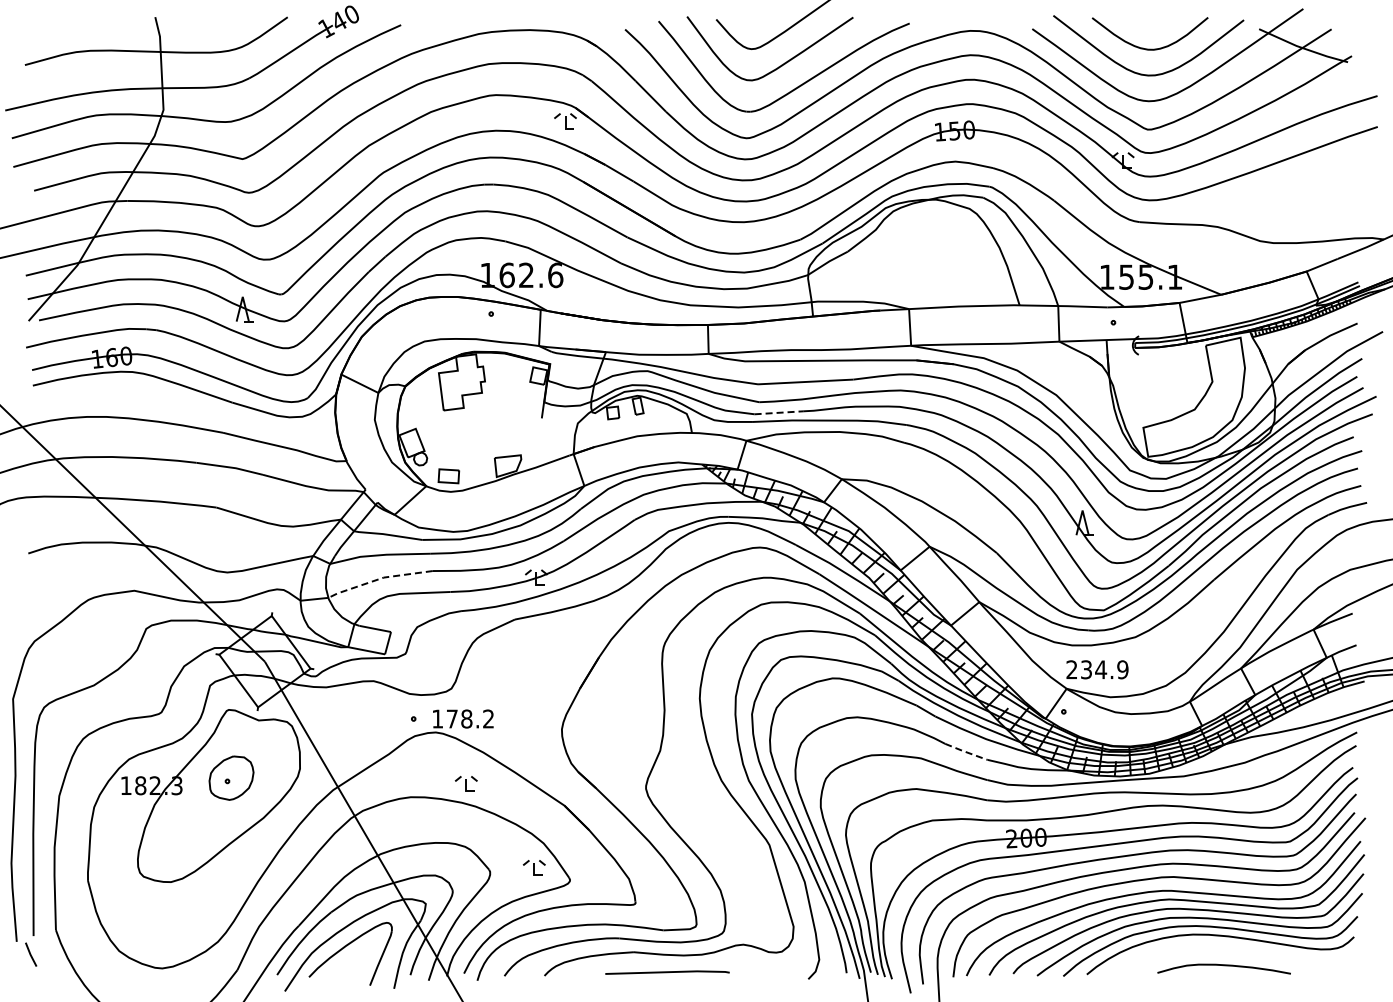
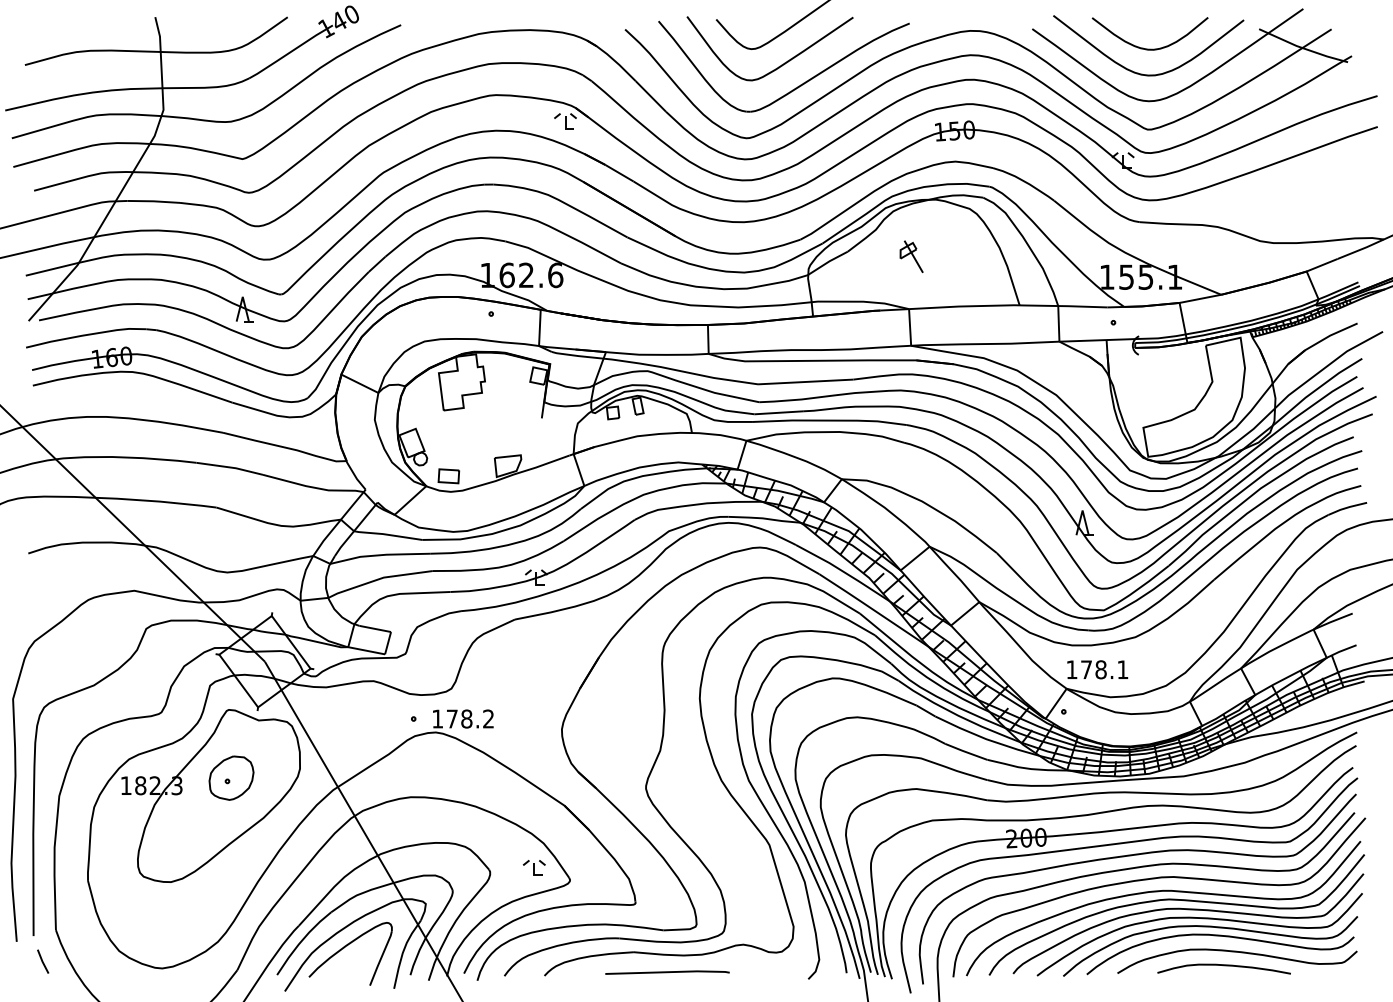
part: none -> present (911, 256)
line: dashed -> solid (779, 412)
line: dashed -> solid (379, 579)
text: 234.9 -> 178.1 (1097, 669)
line: dashed -> solid (967, 752)
part: present -> none (465, 783)
curve: none -> present (1237, 952)
line position: (31, 954) -> (43, 961) (43, 961)
